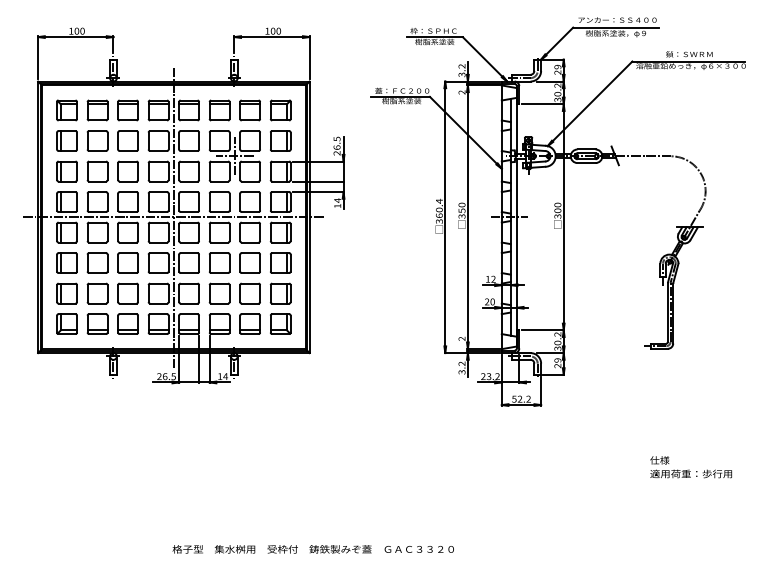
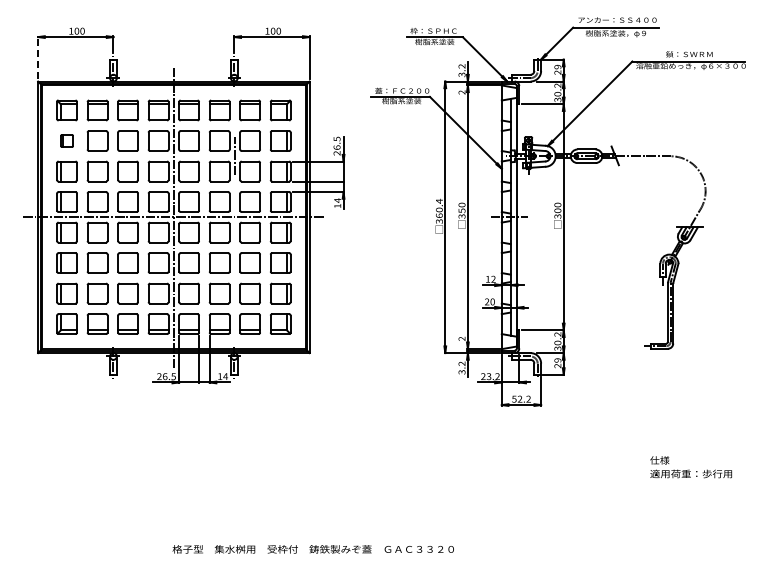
line: solid -> dashed (38, 57)
part size: 22x22 px -> 14x14 px (66, 140)
line: present -> none (234, 156)
